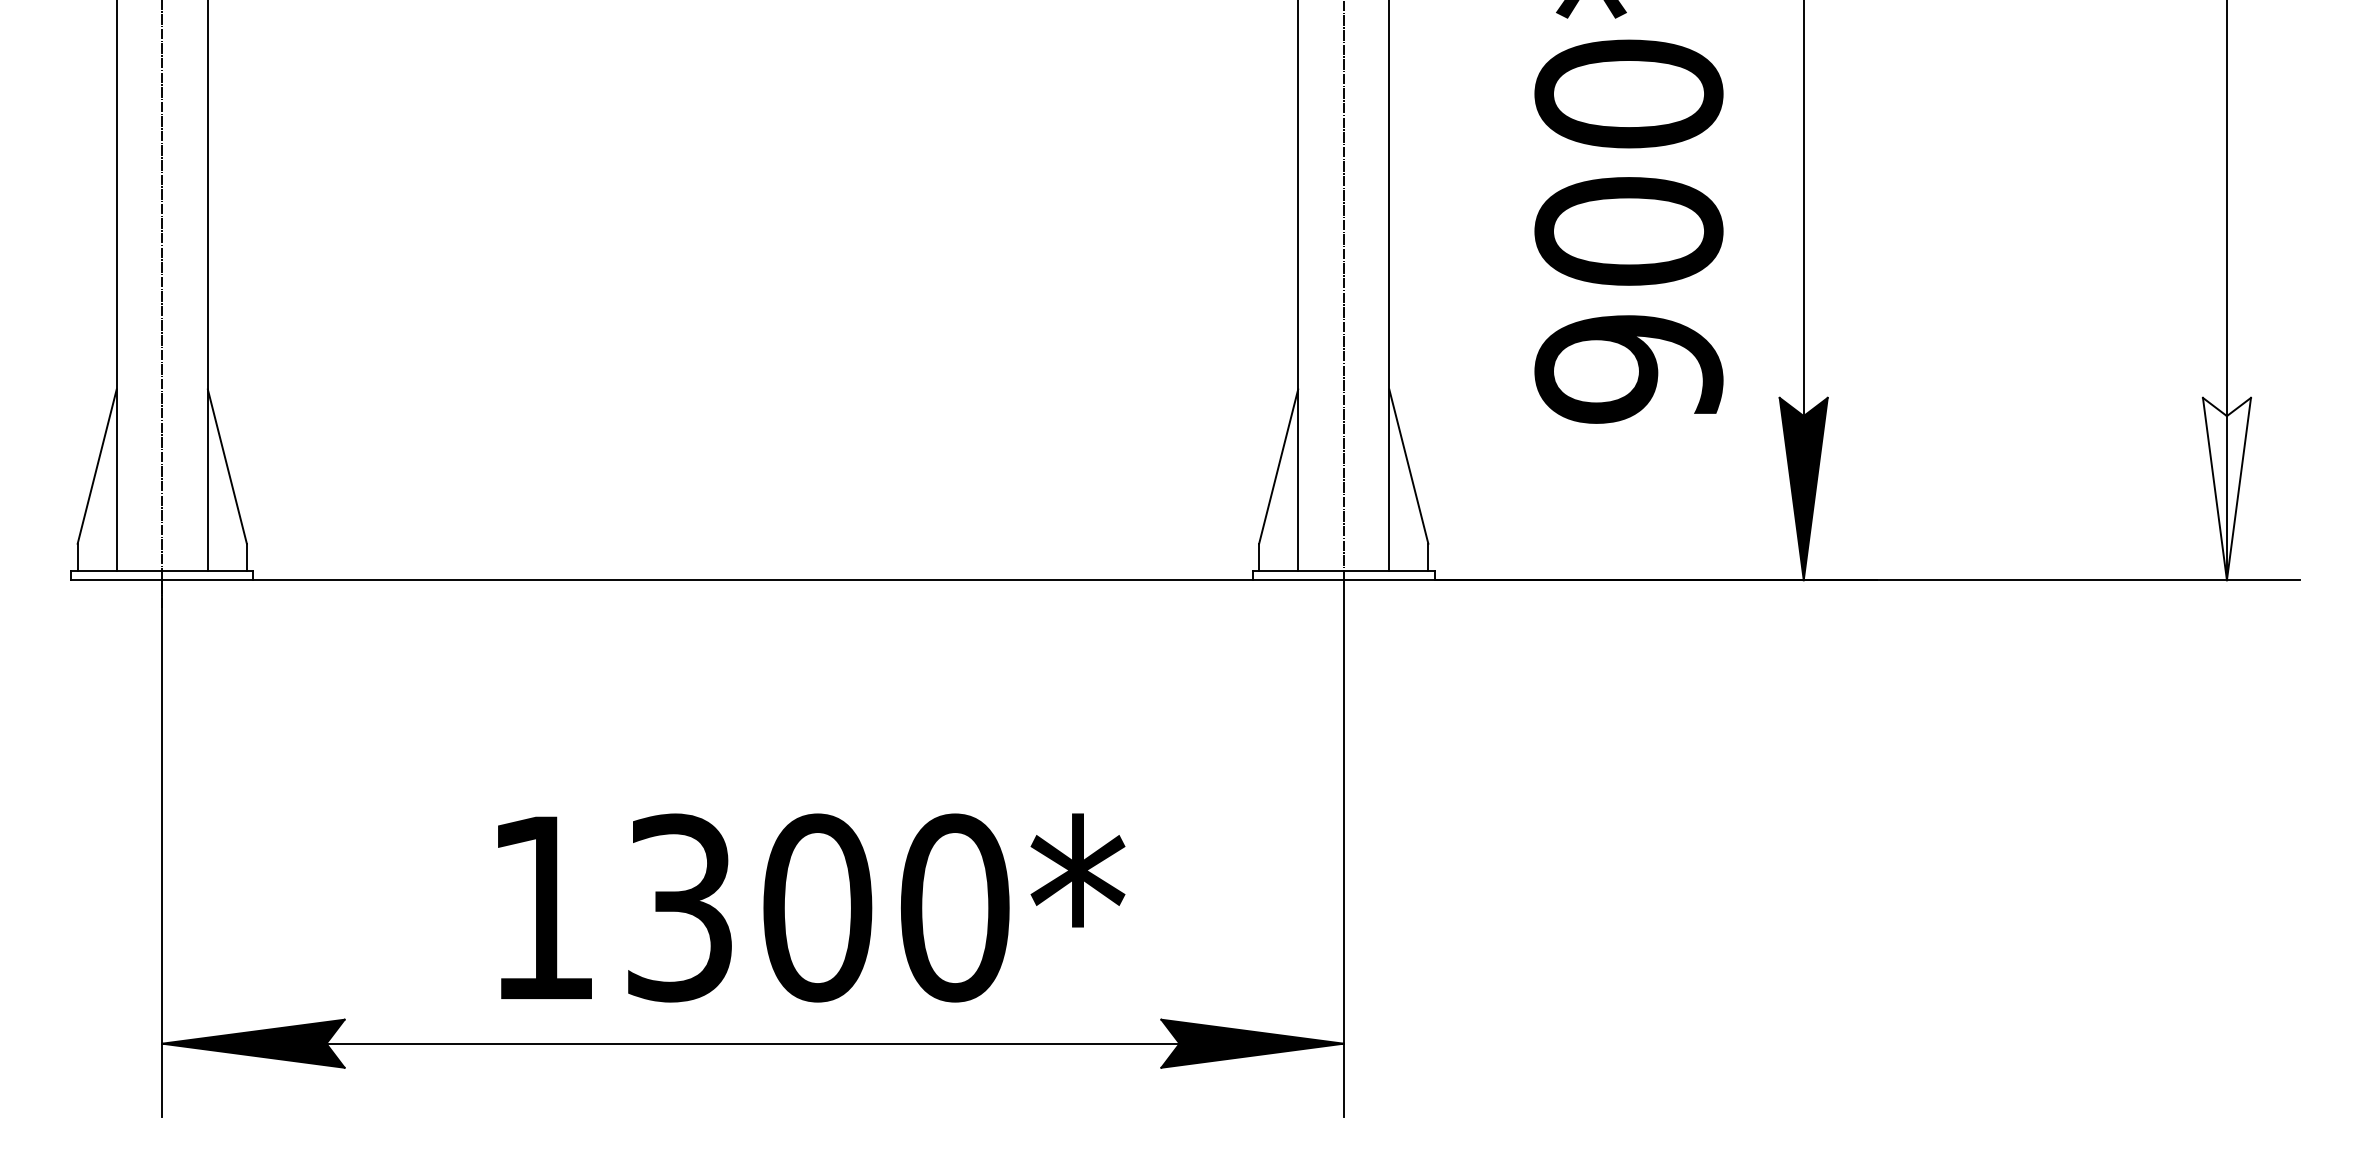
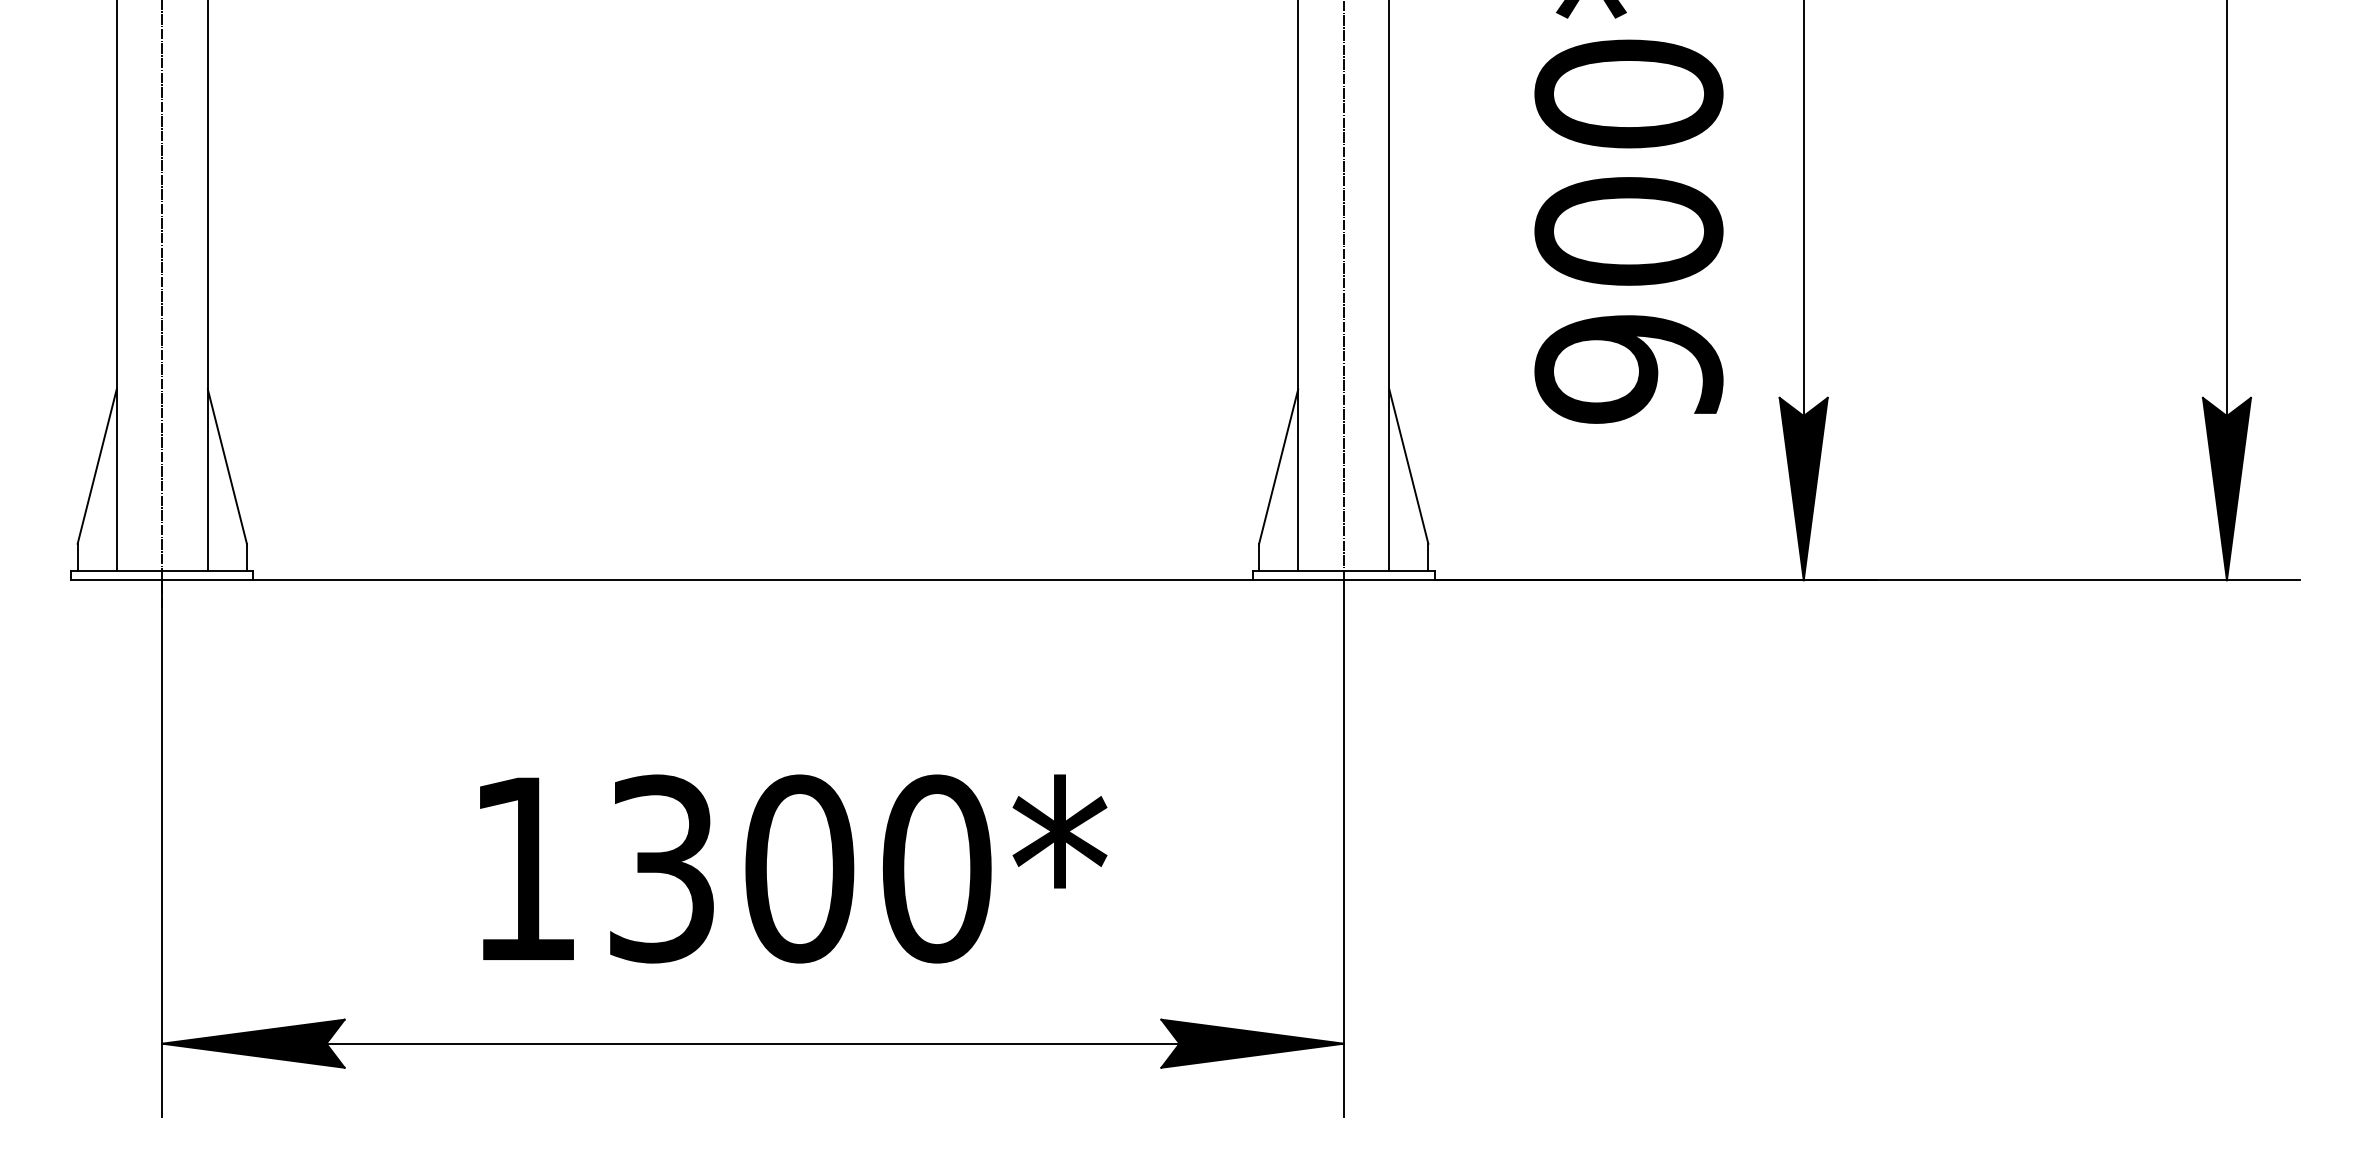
fill: none -> present (2226, 488)
text position: (811, 907) -> (793, 868) (793, 868)
